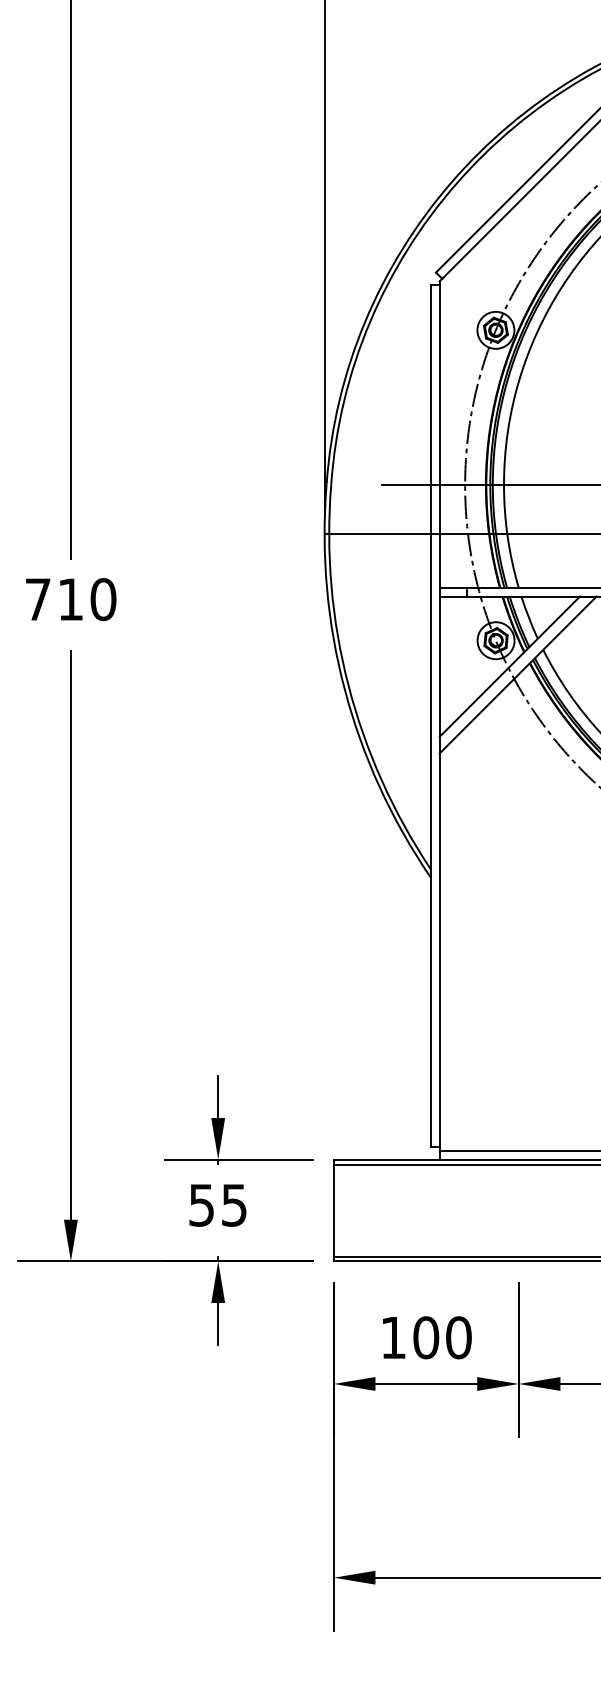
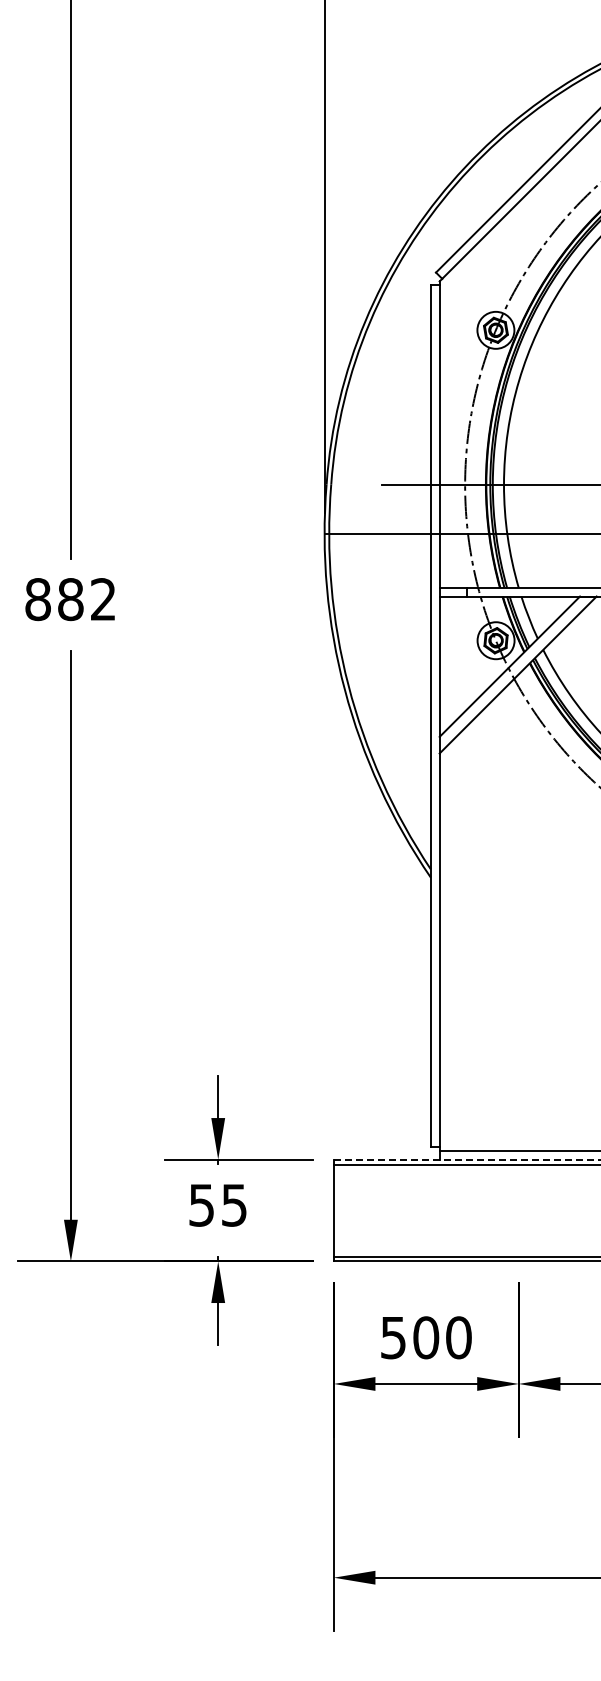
text: 710 -> 882 (70, 599)
line: solid -> dashed (467, 1159)
text: 100 -> 500 (393, 1338)
